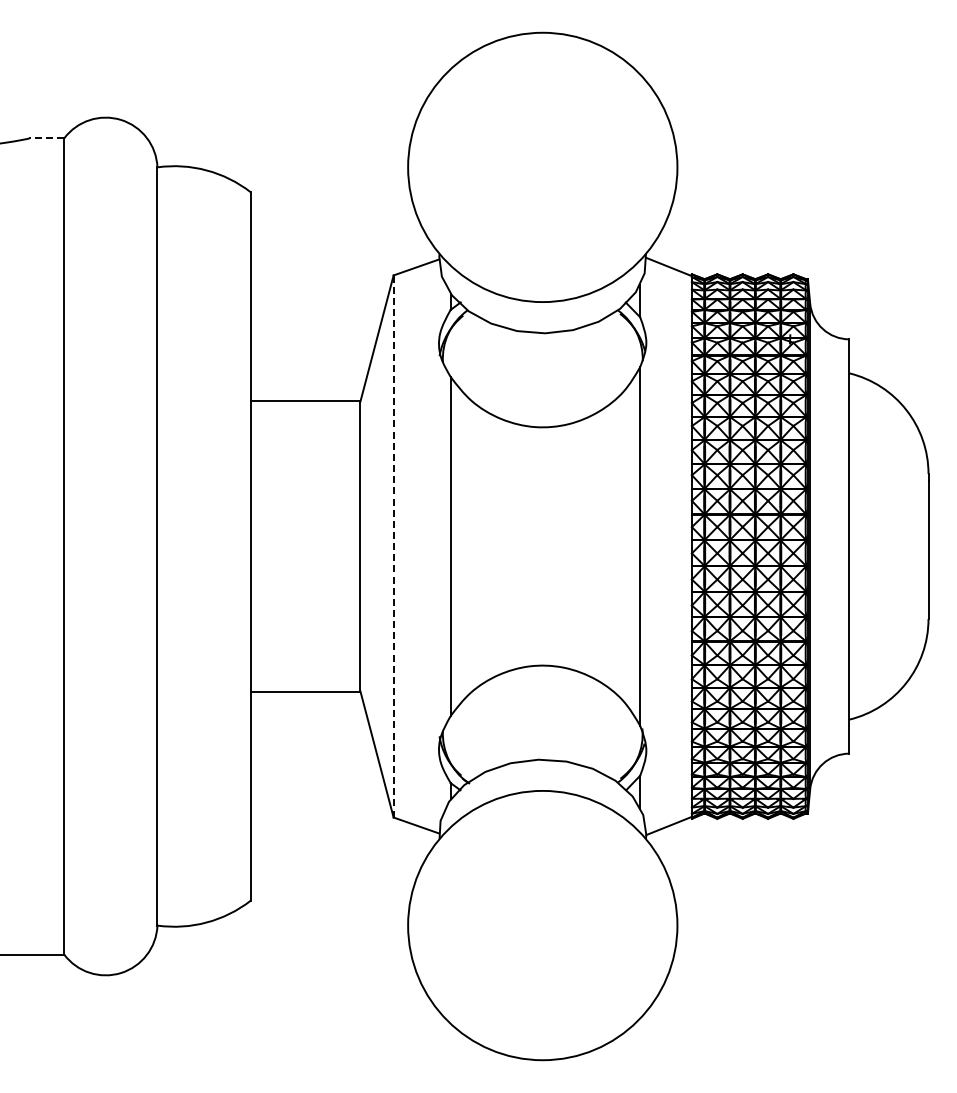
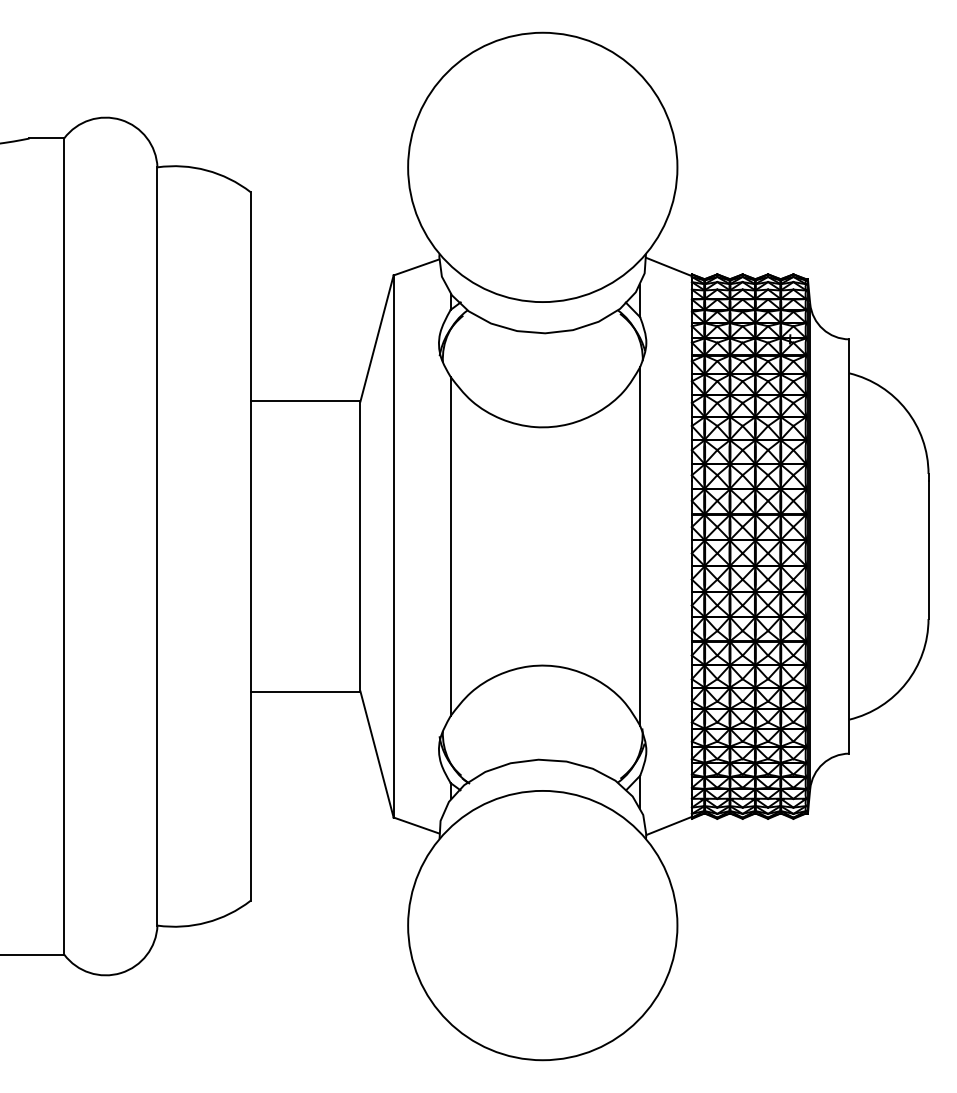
line: dashed -> solid (46, 138)
line: dashed -> solid (393, 545)
